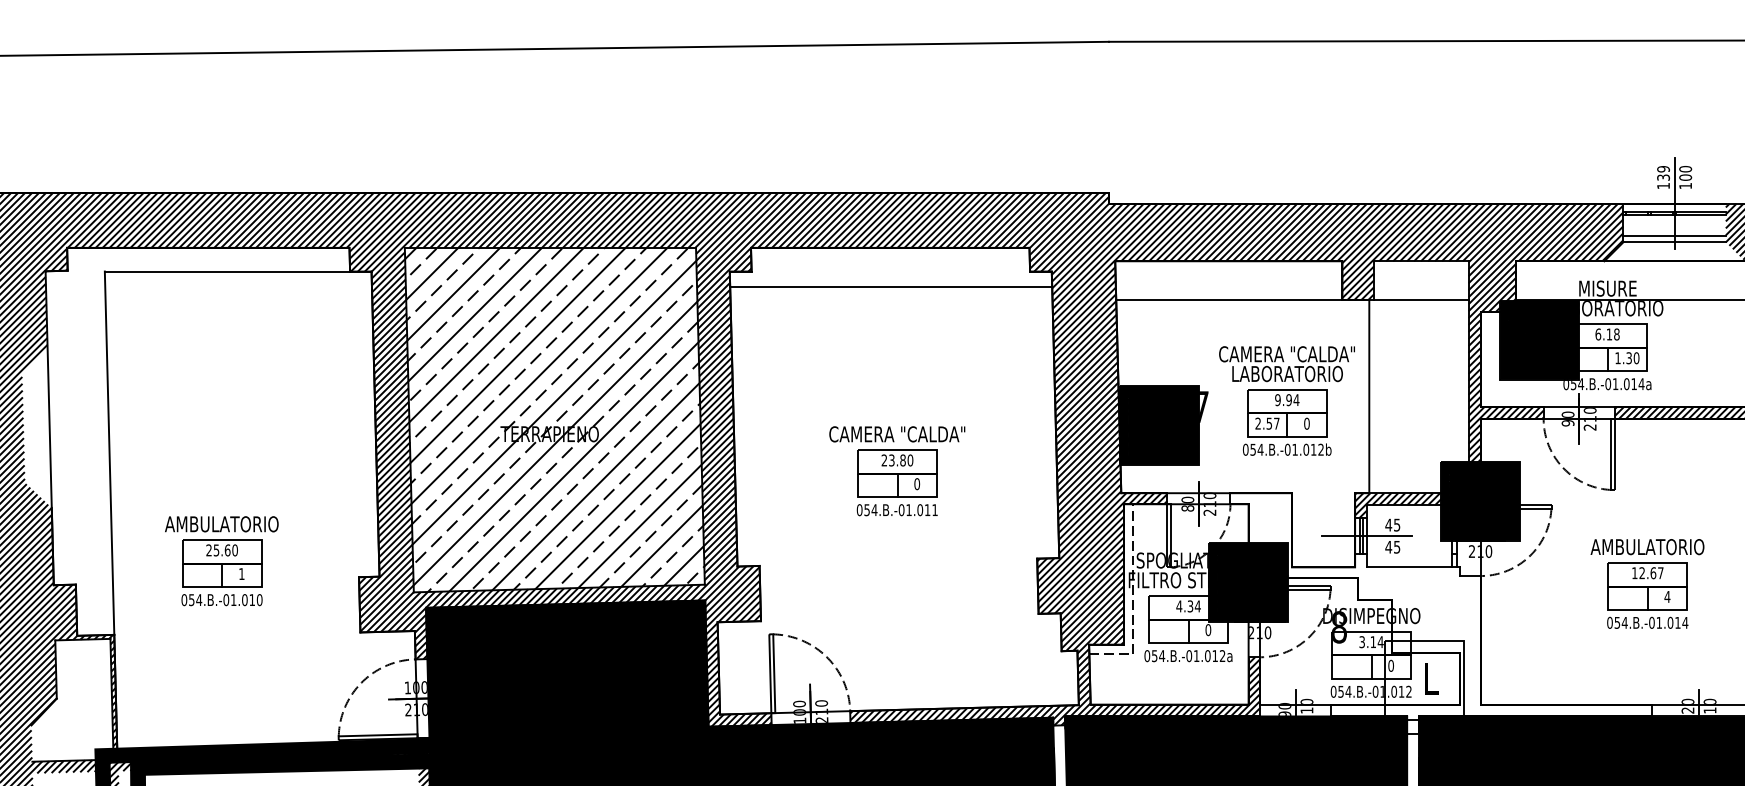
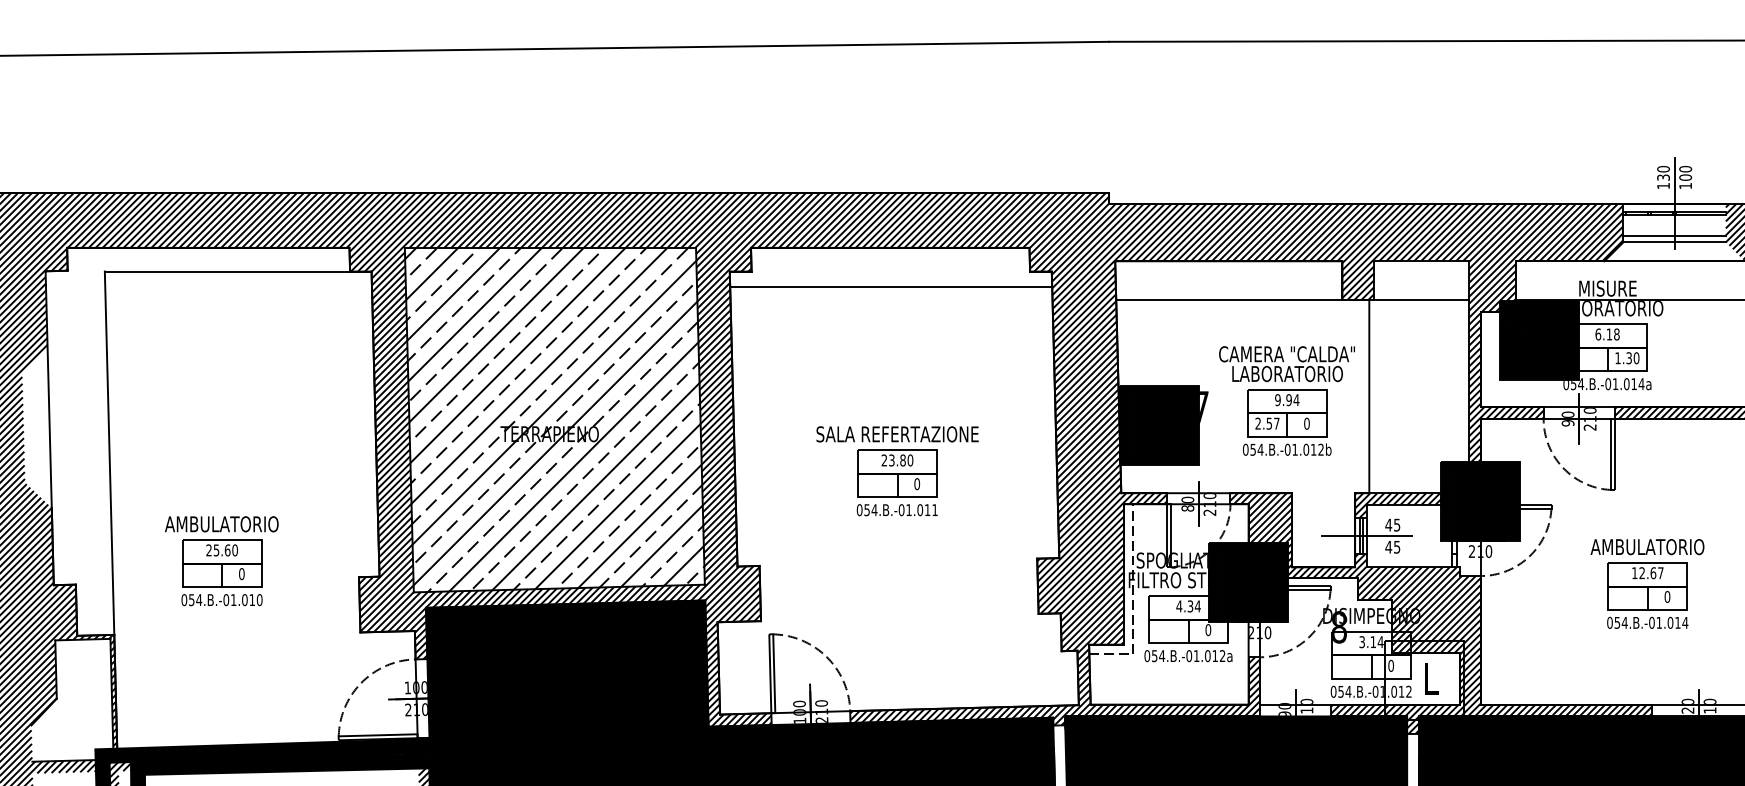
text: 139 -> 130 (1663, 169)
text: CAMERA "CALDA" -> SALA REFERTAZIONE (897, 434)
text: 1 -> 0 (241, 574)
text: 4 -> 0 (1667, 596)
hatch: none -> present (1440, 613)
